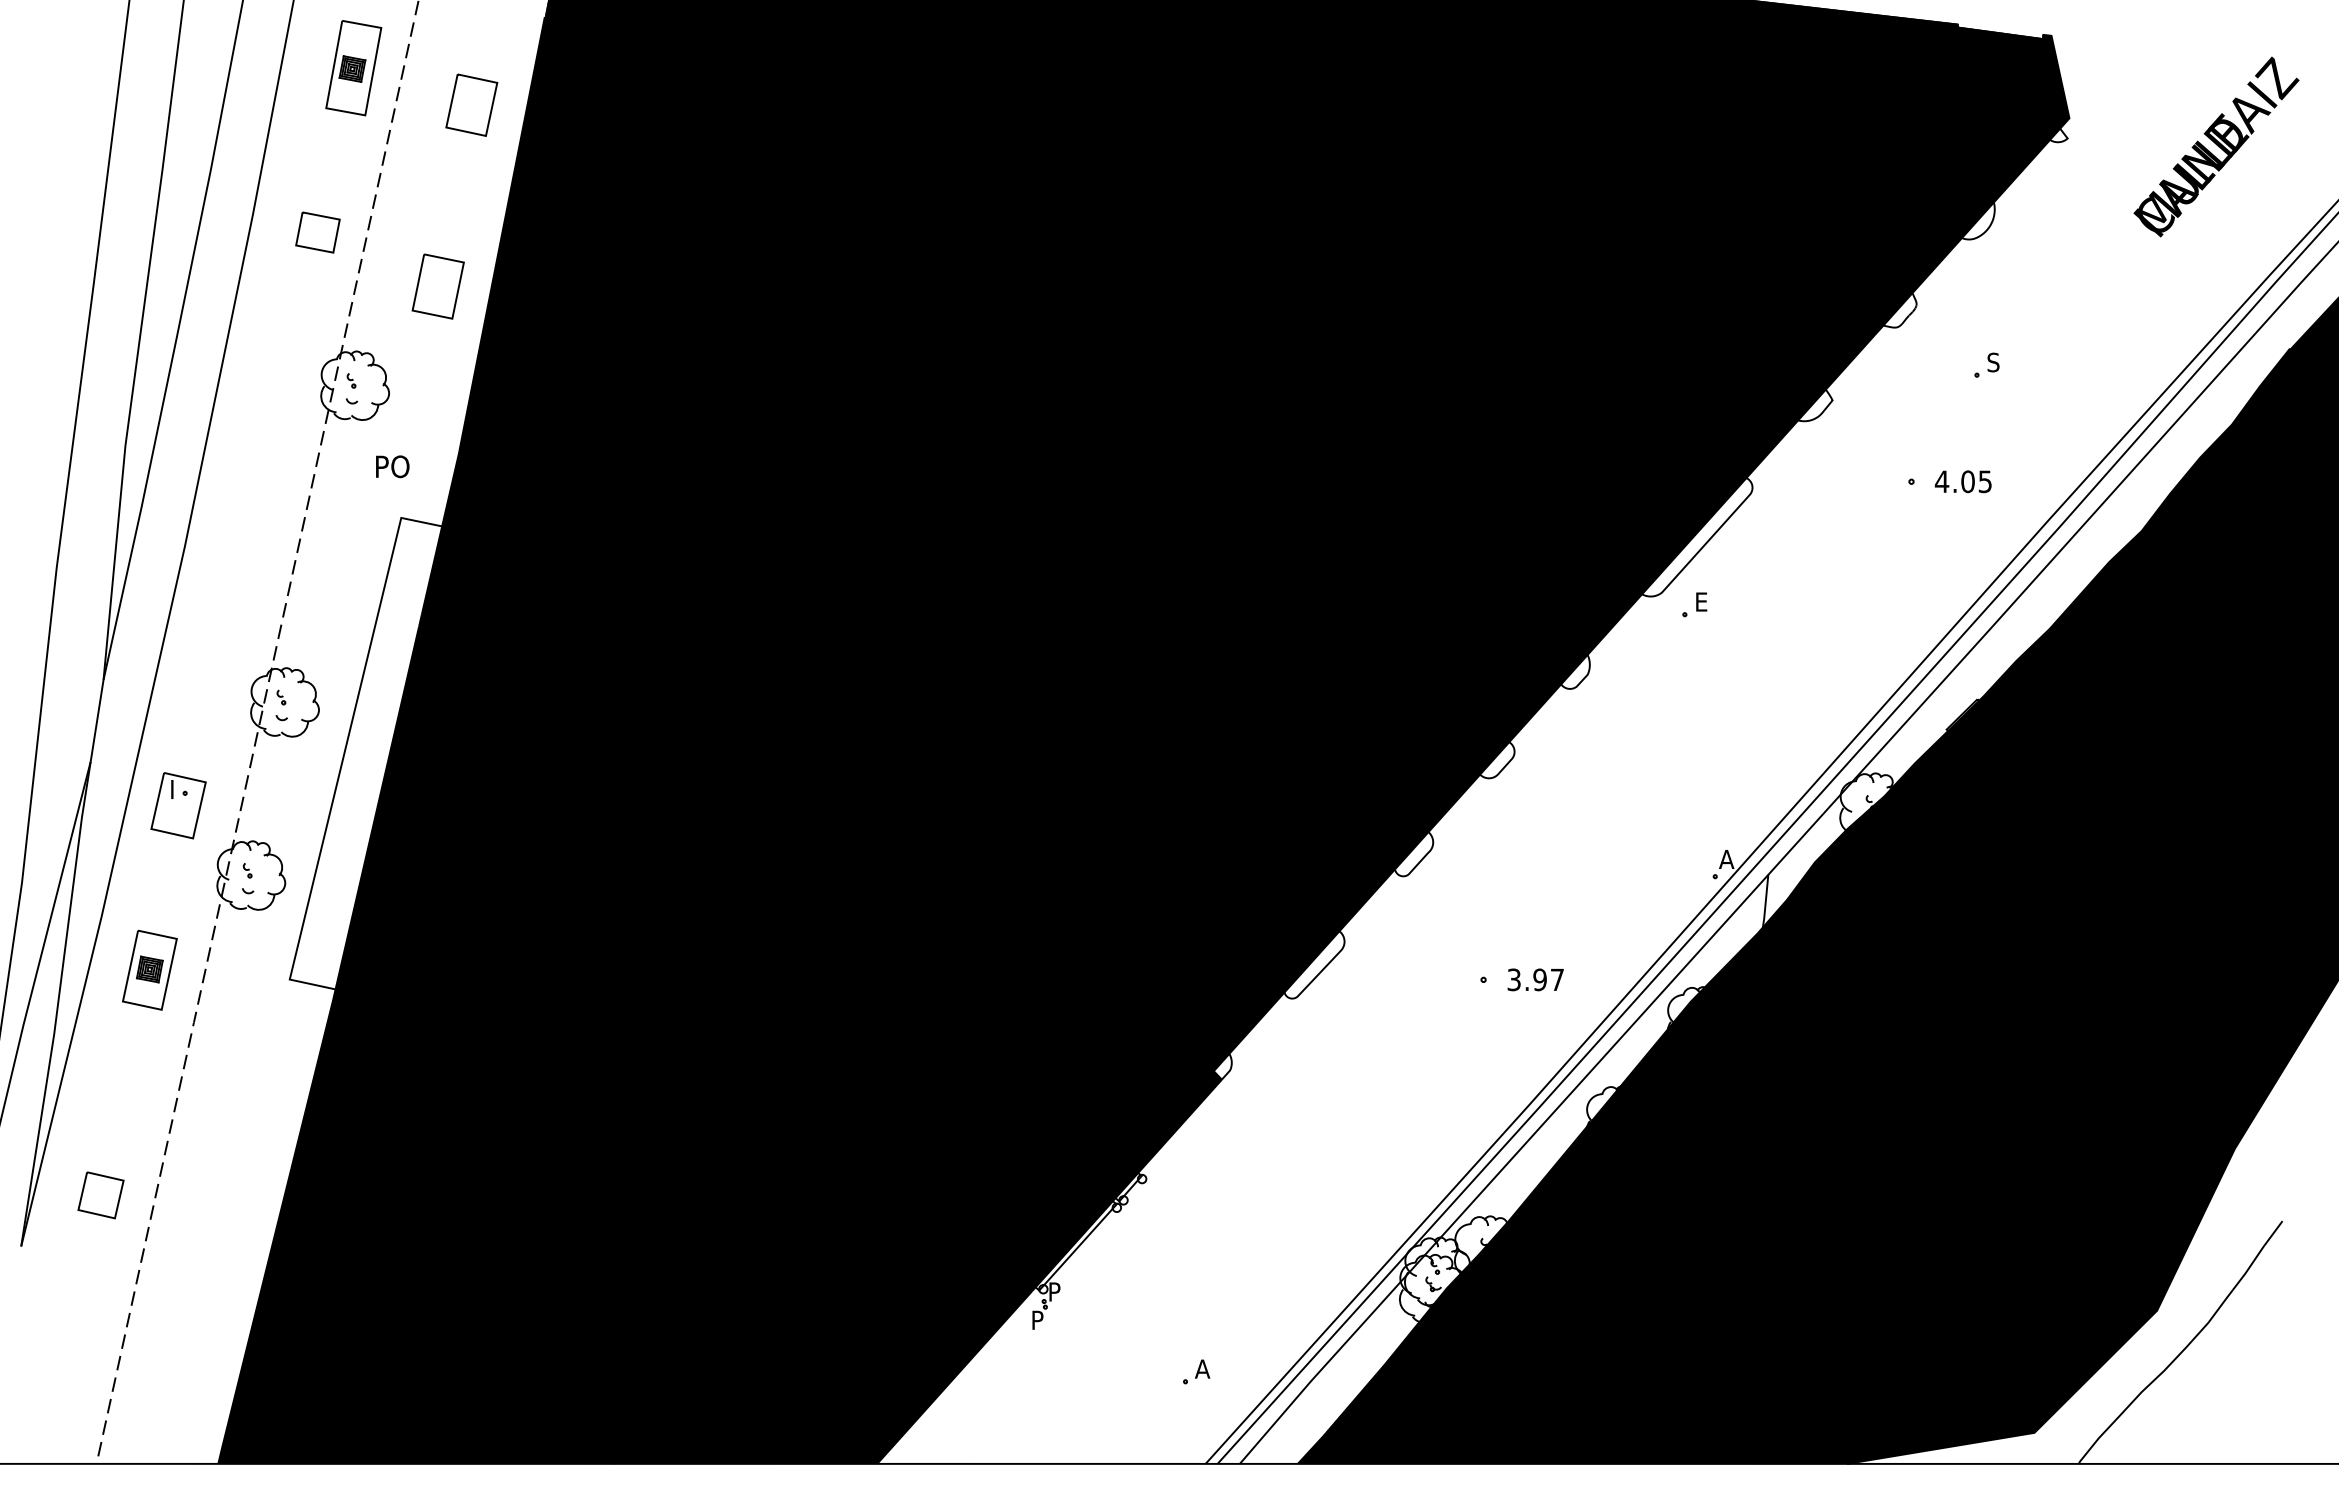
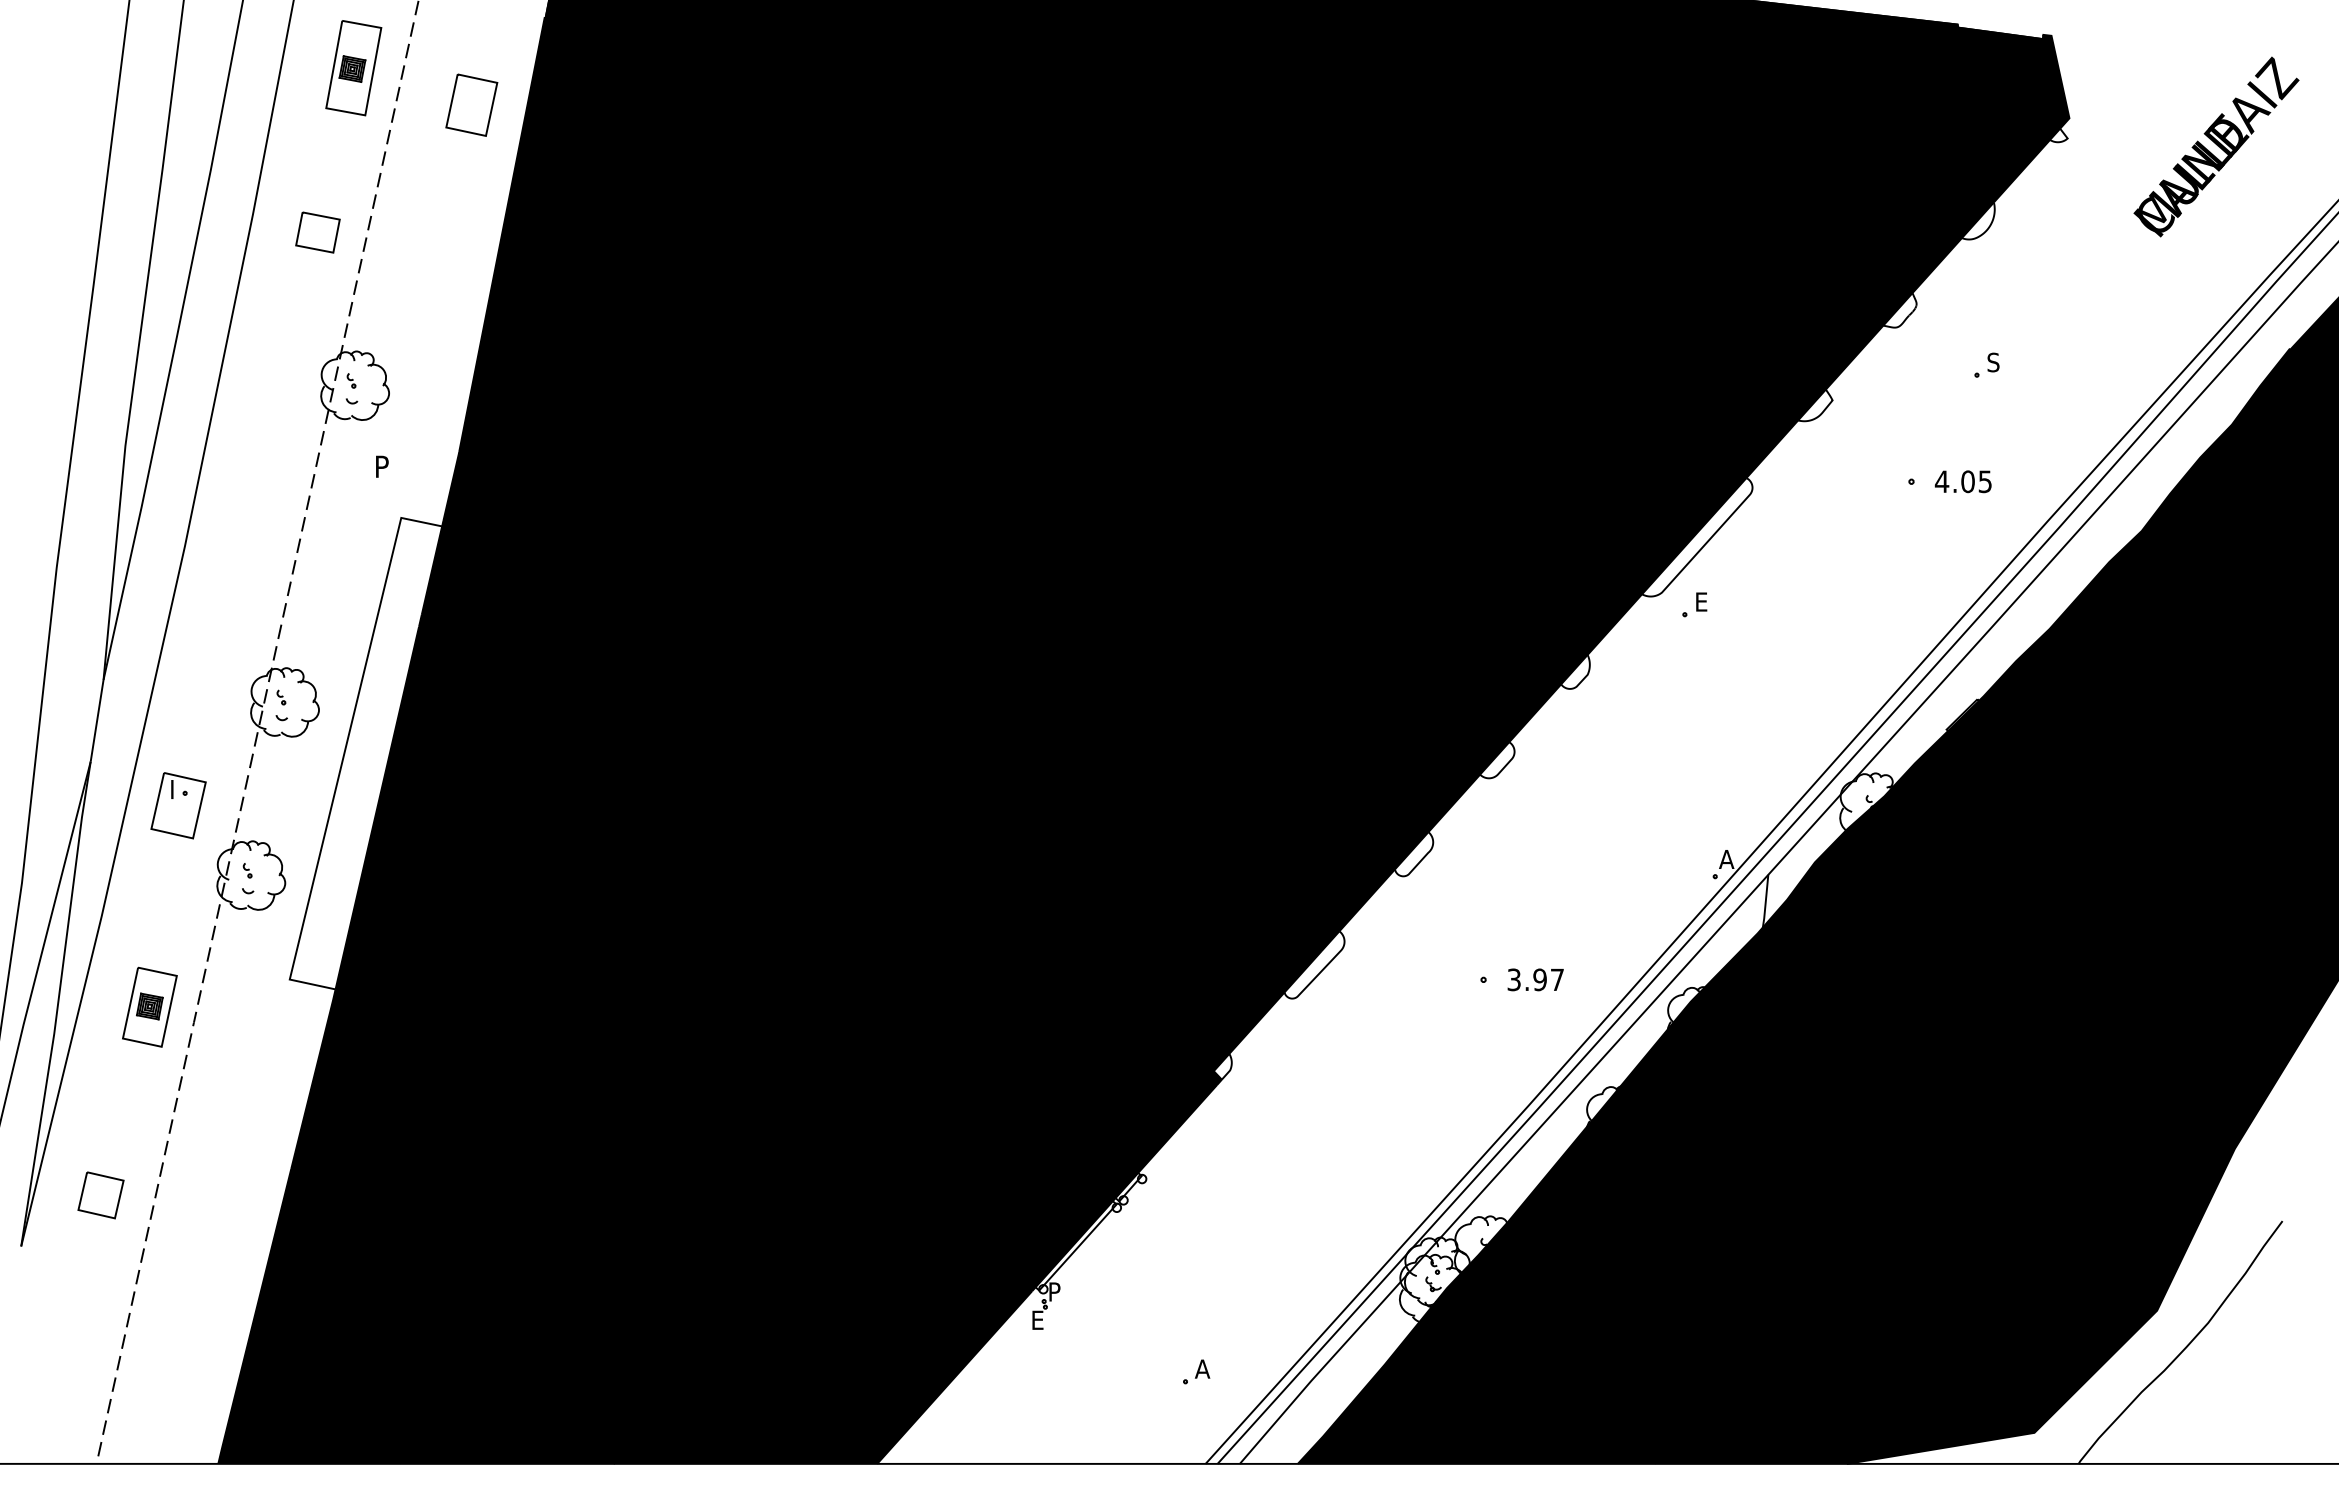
part: present -> none (437, 286)
text: PO -> P (400, 466)
part position: (149, 969) -> (149, 1006) (149, 1006)
text: P -> E (1038, 1319)
